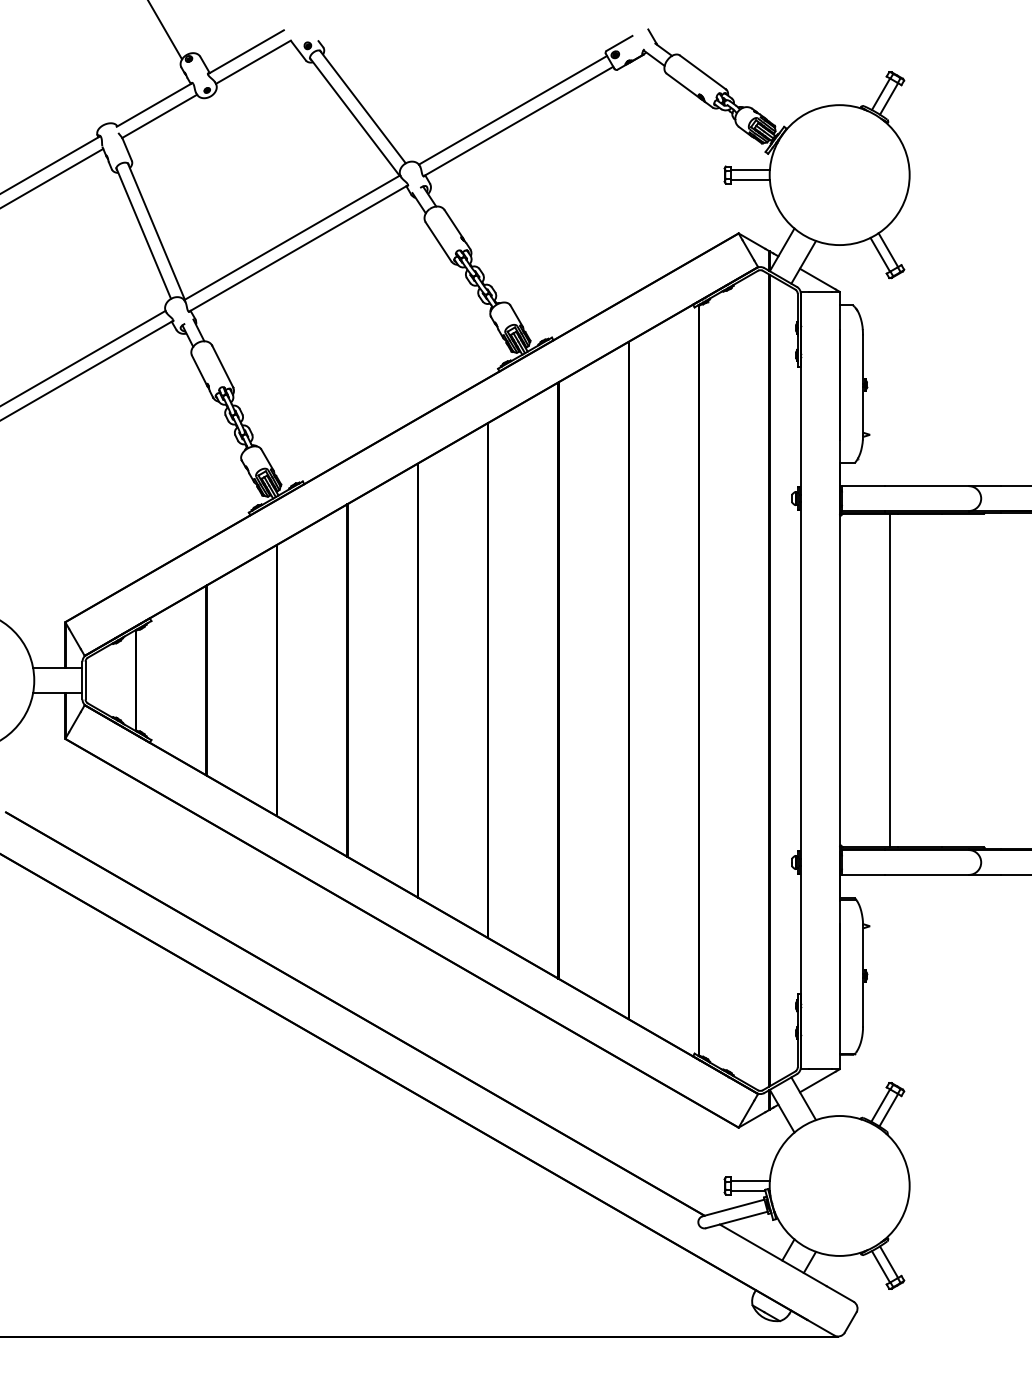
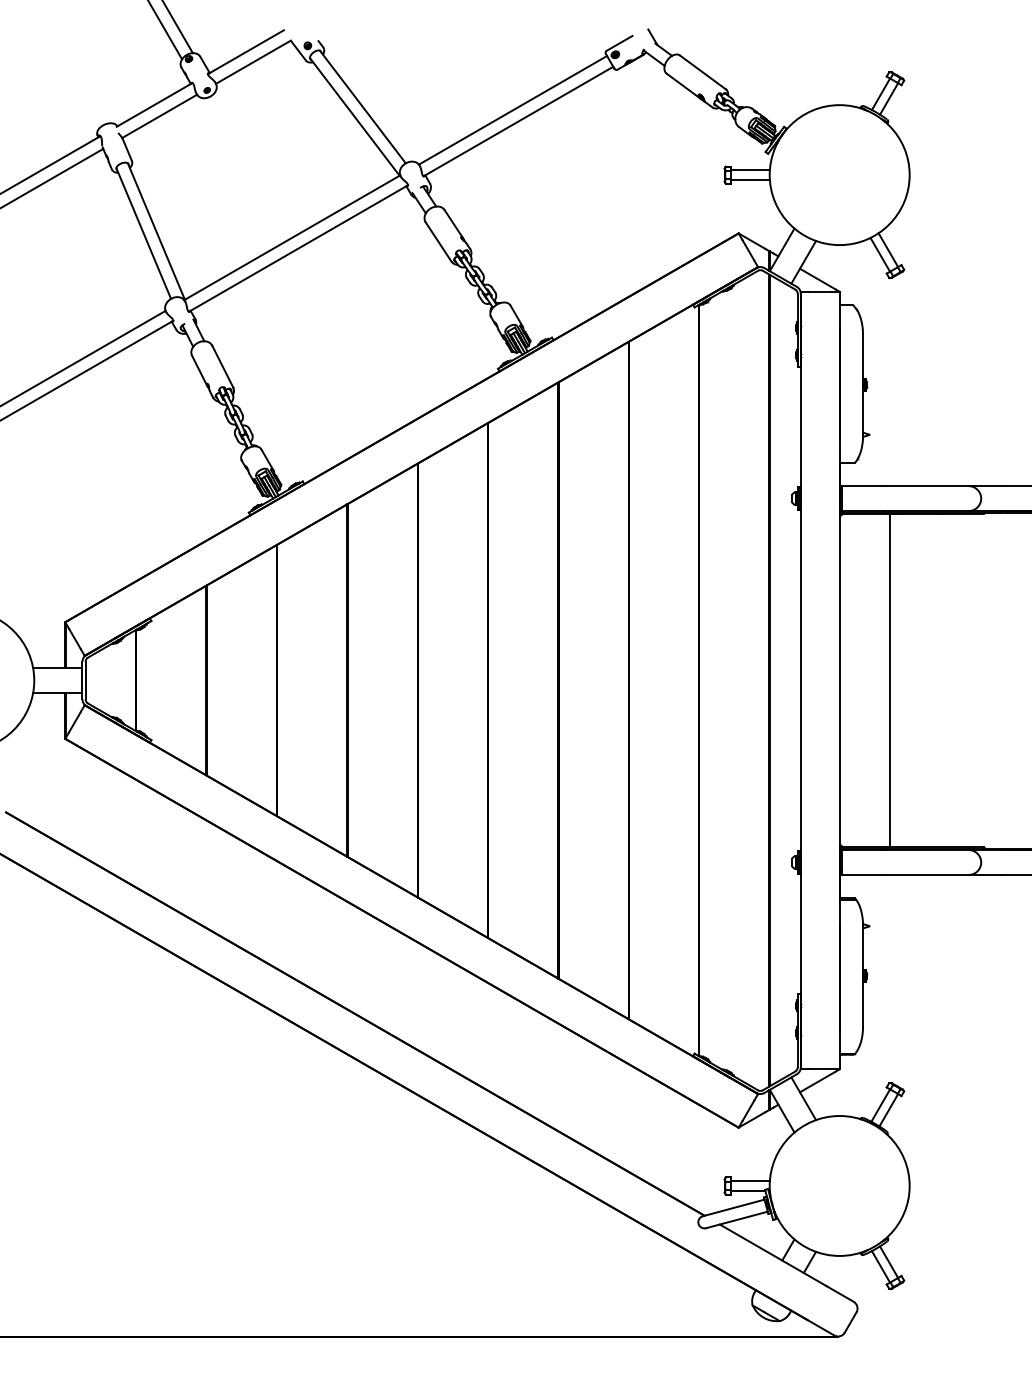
line: none -> present (177, 27)
